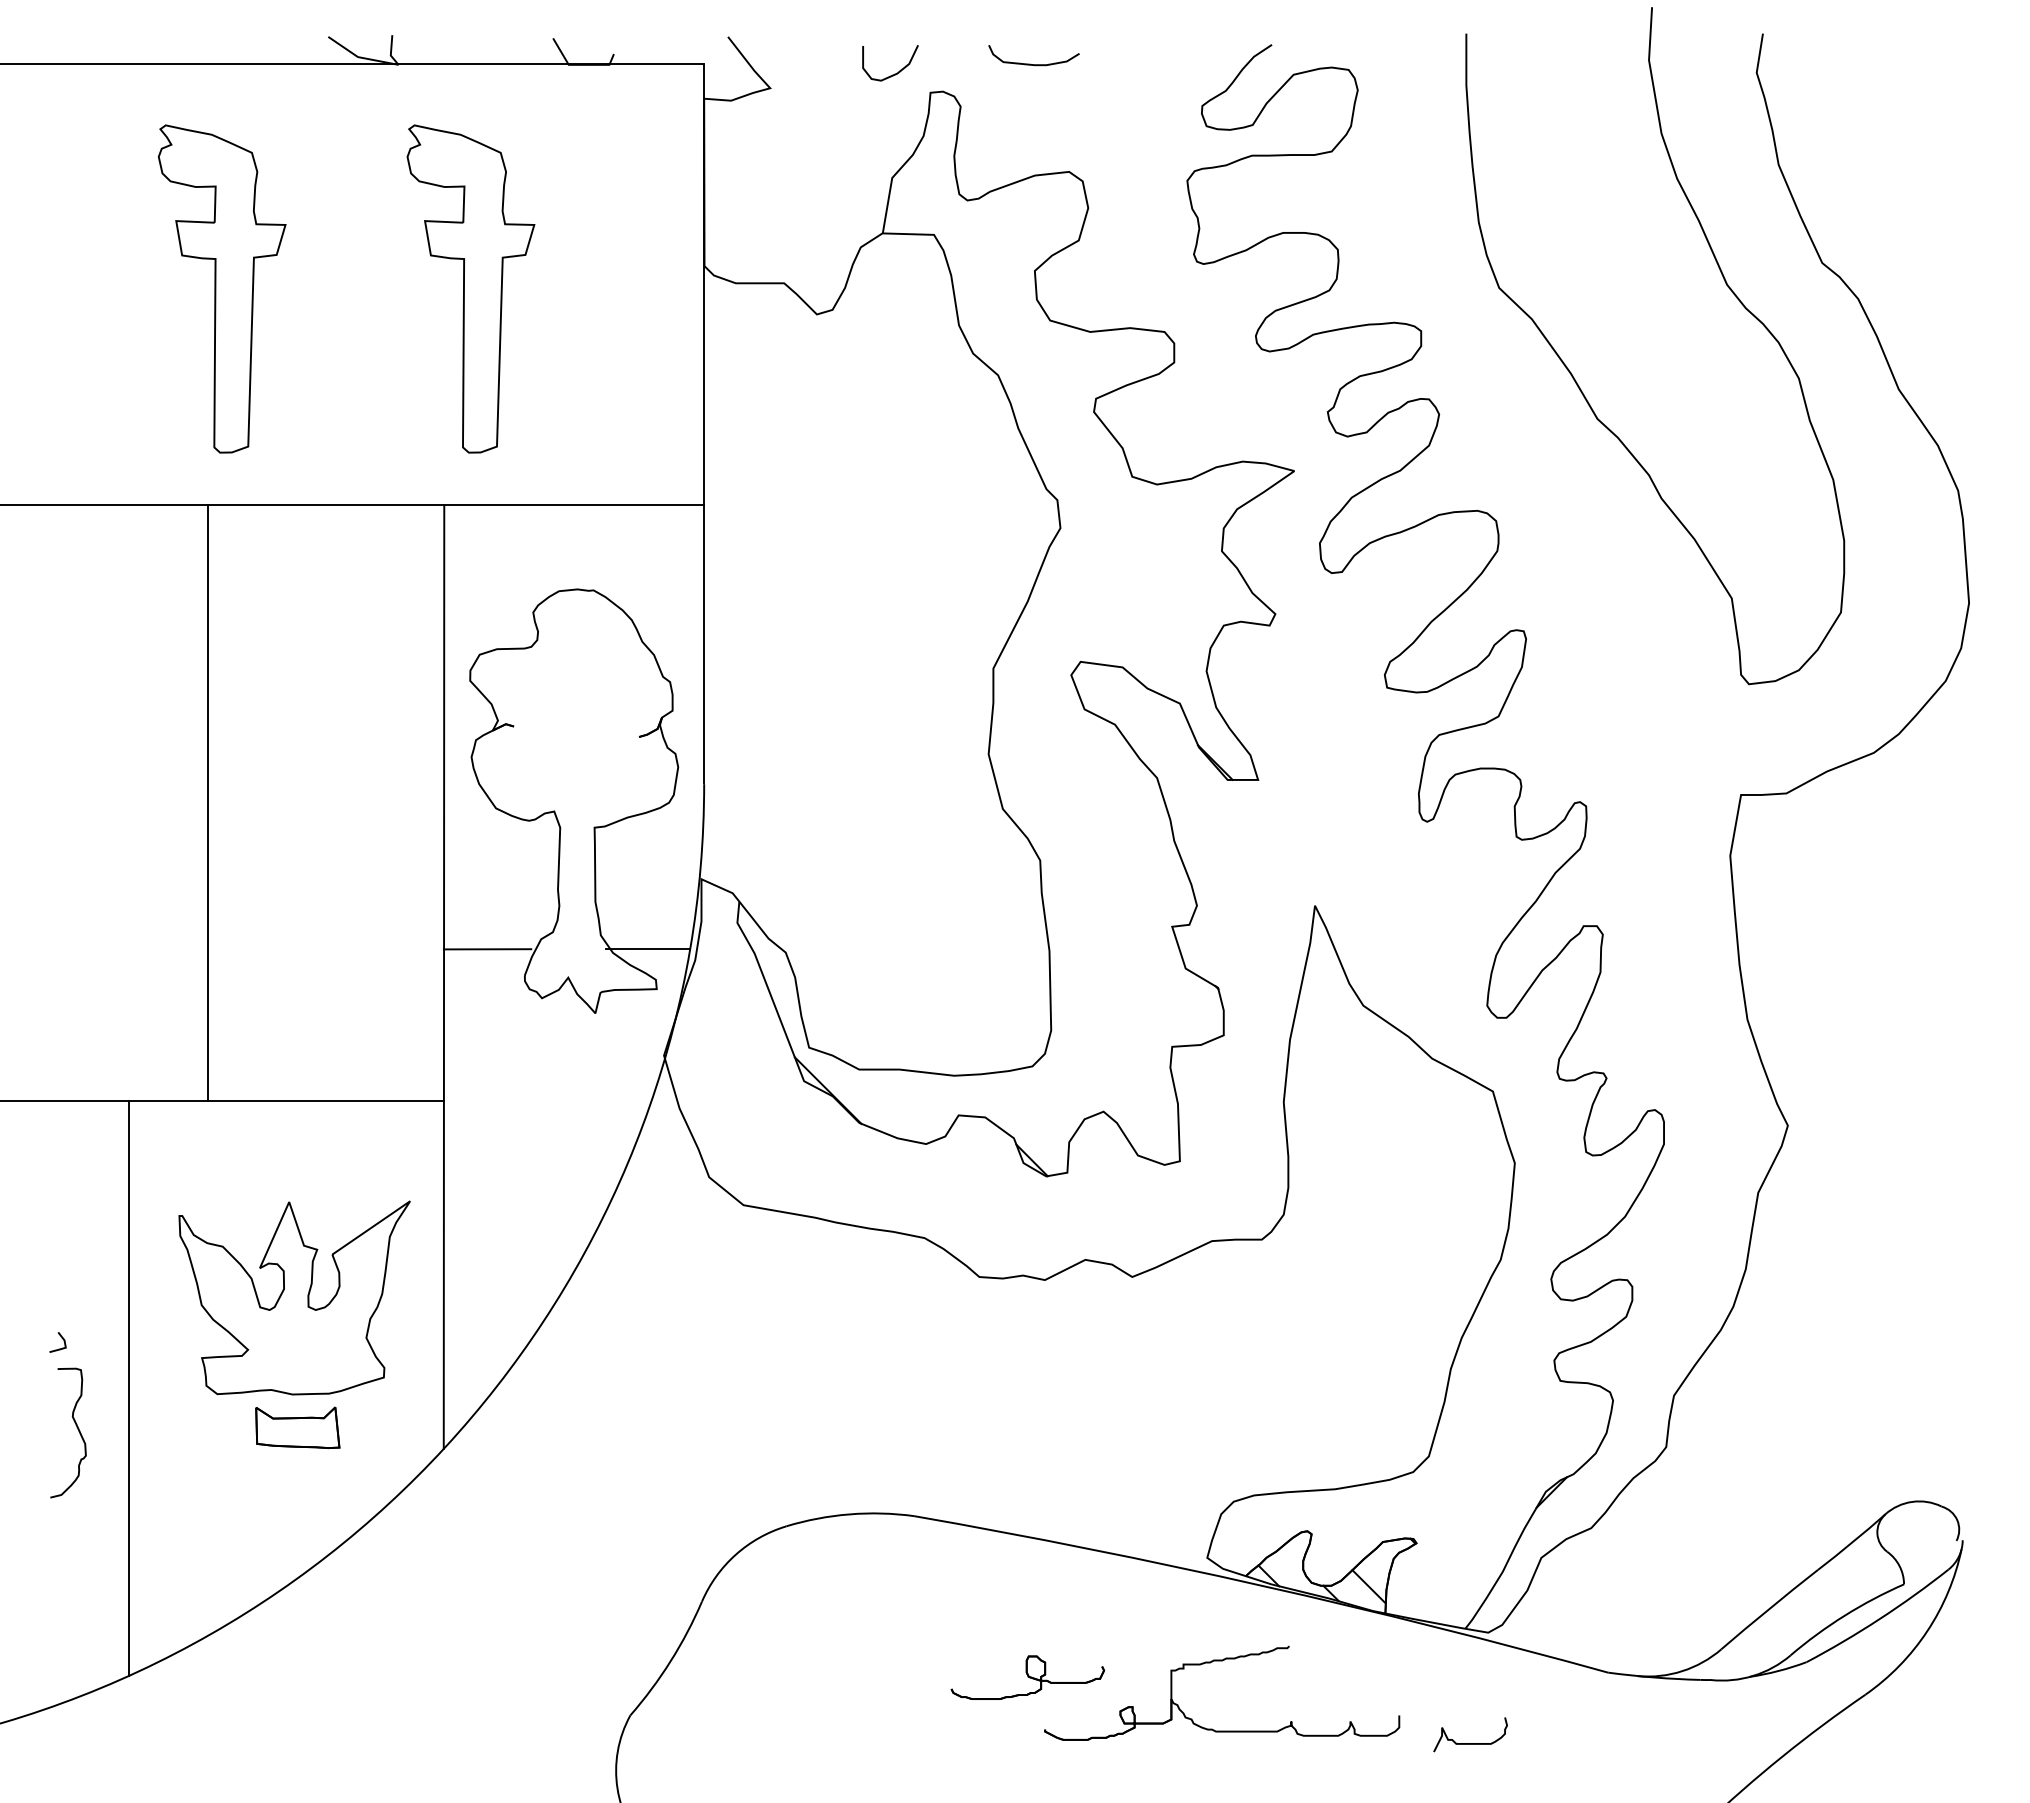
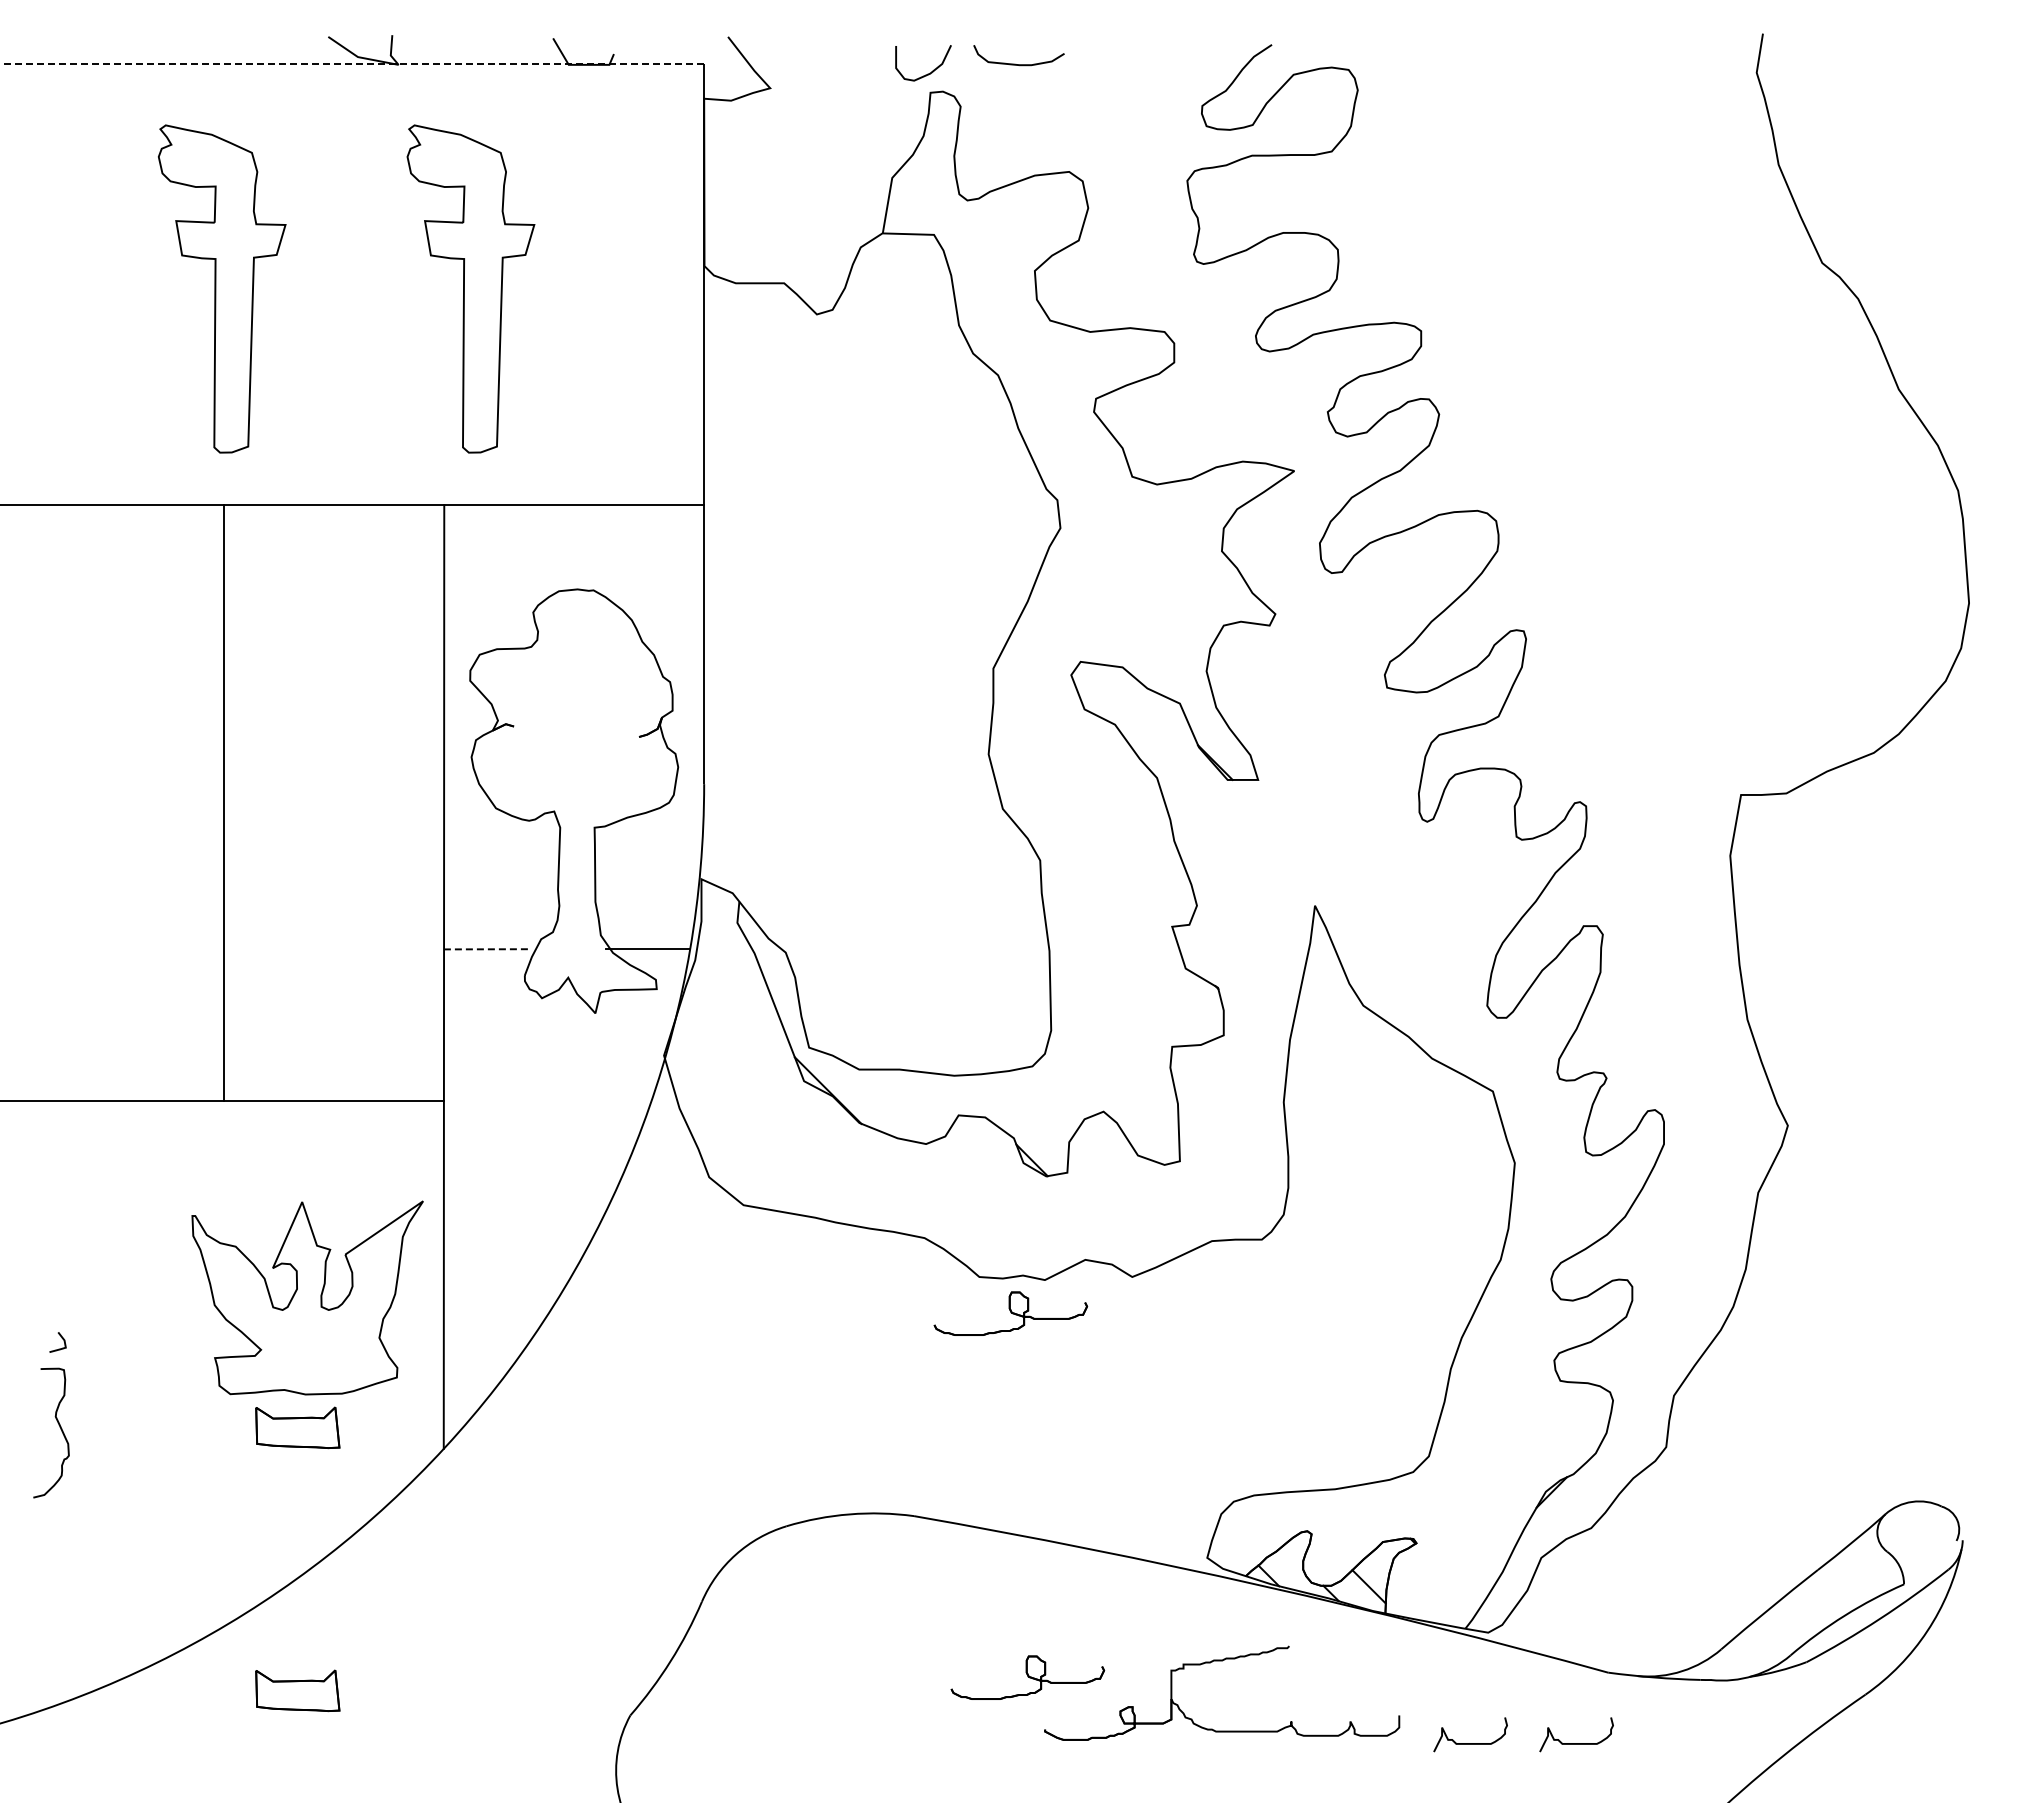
curve position: (1030, 63) -> (1015, 63) (1015, 63)
line: solid -> dashed (352, 64)
curve position: (894, 73) -> (927, 73) (927, 73)
curve: present -> none (1583, 392)
line position: (208, 803) -> (224, 803) (224, 803)
line: solid -> dashed (487, 949)
part position: (294, 1297) -> (307, 1297) (307, 1297)
part: none -> present (1010, 1313)
line: present -> none (129, 1388)
curve position: (76, 1427) -> (59, 1427) (59, 1427)
part: none -> present (297, 1690)
curve: none -> present (1576, 1743)
